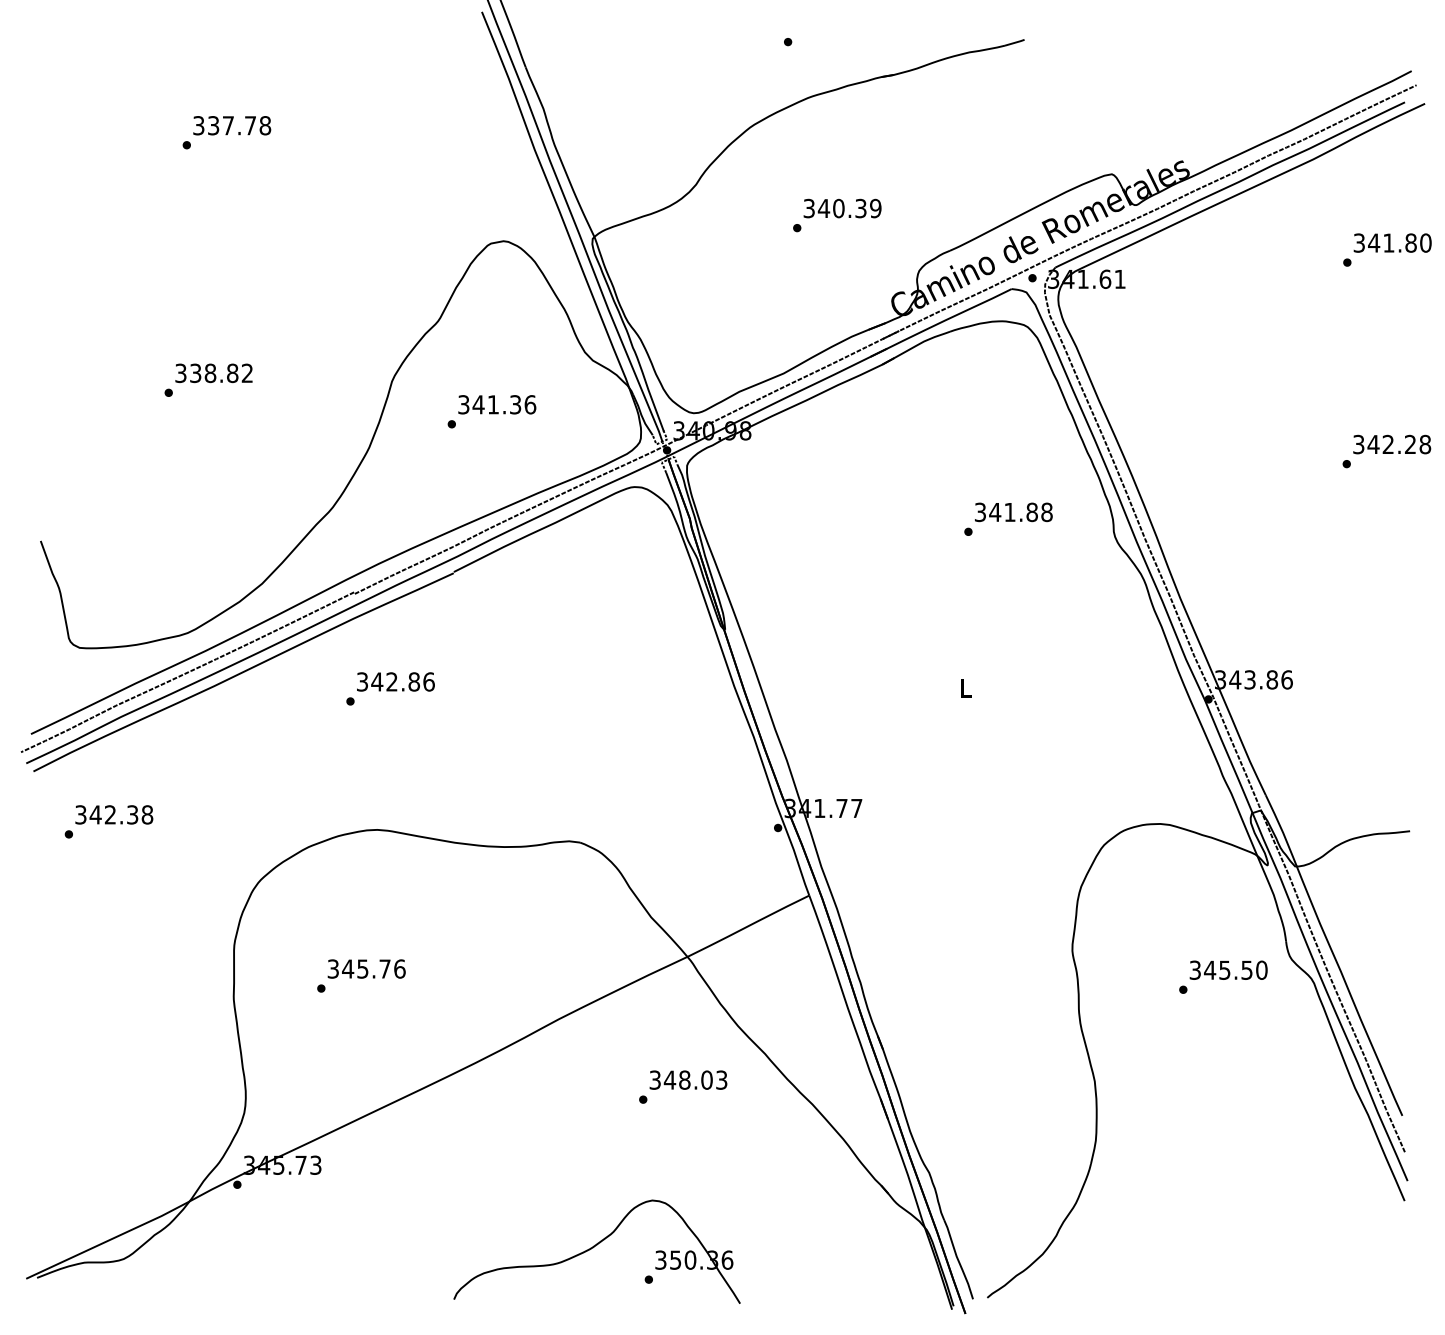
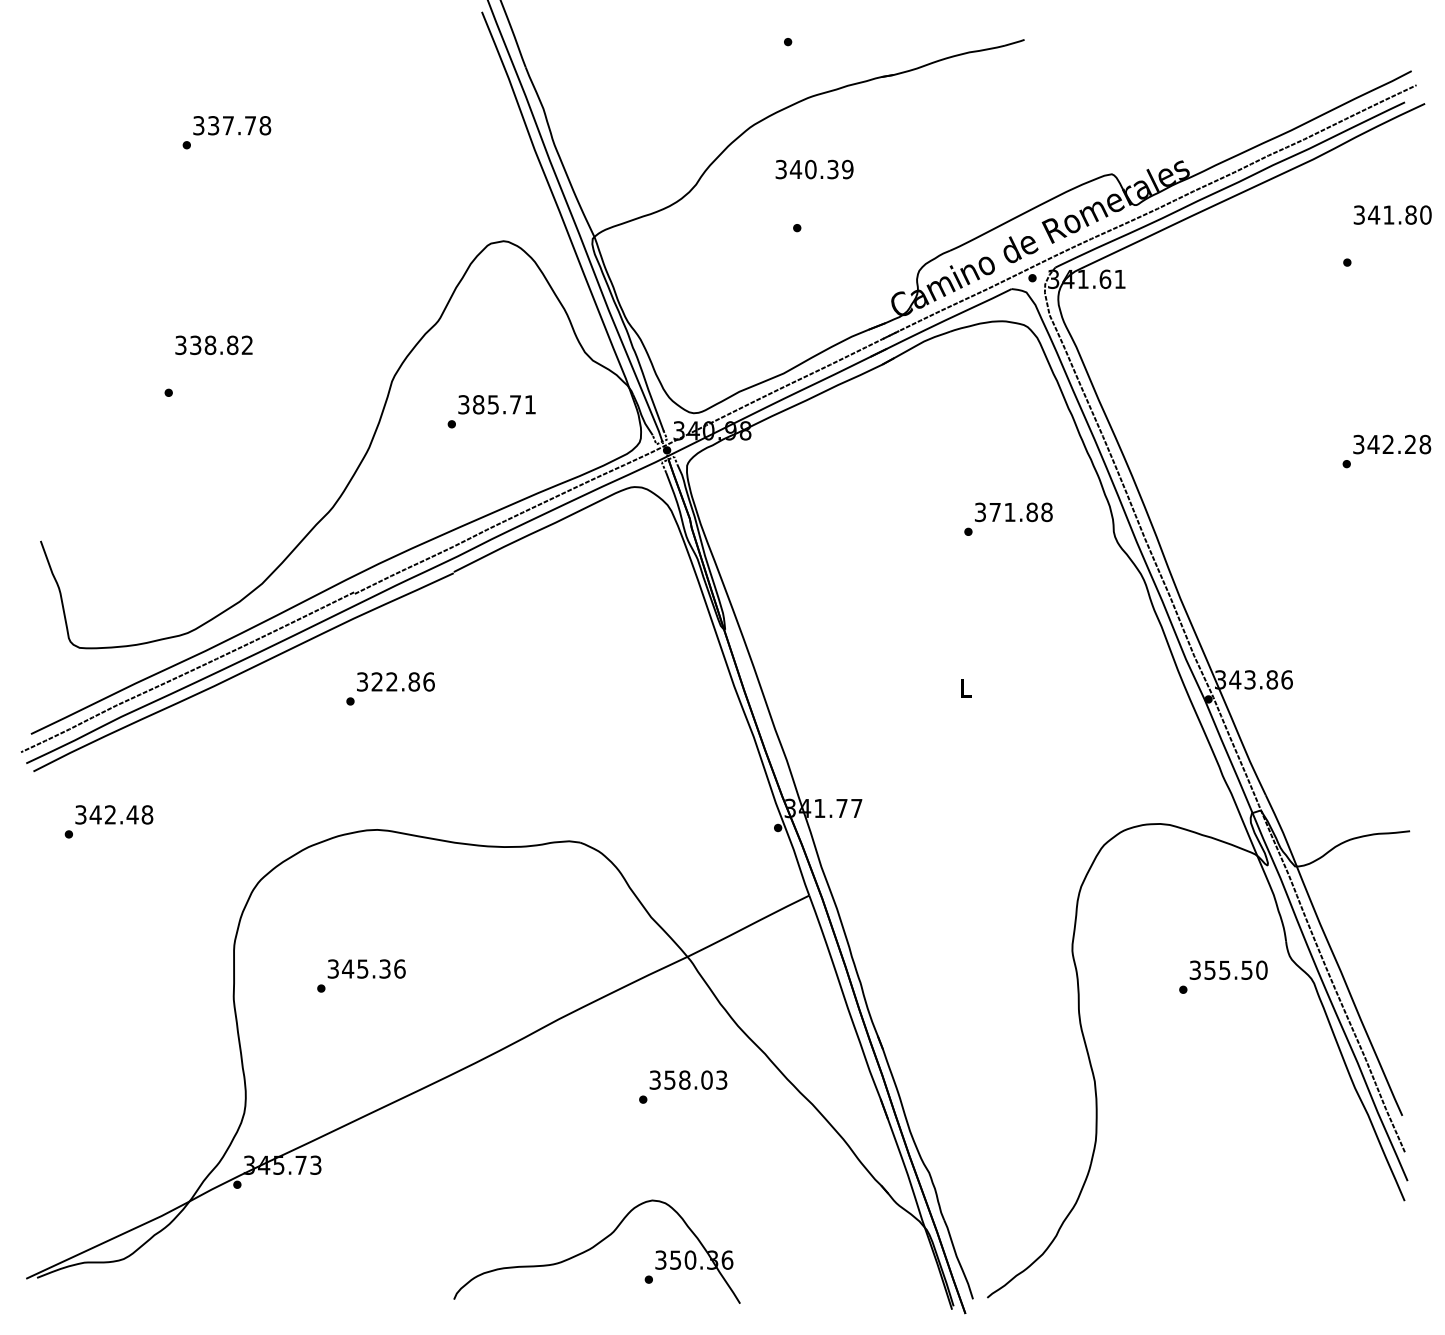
text position: (842, 208) -> (814, 169) (814, 169)
text position: (1392, 242) -> (1392, 214) (1392, 214)
text position: (213, 373) -> (213, 345) (213, 345)
text: 341.36 -> 385.71 (504, 404)
text: 341.88 -> 371.88 (995, 512)
text: 342.86 -> 322.86 (377, 681)
text: 342.38 -> 342.48 (132, 814)
text: 345.76 -> 345.36 (384, 968)
text: 345.50 -> 355.50 (1210, 969)
text: 348.03 -> 358.03 (669, 1079)
